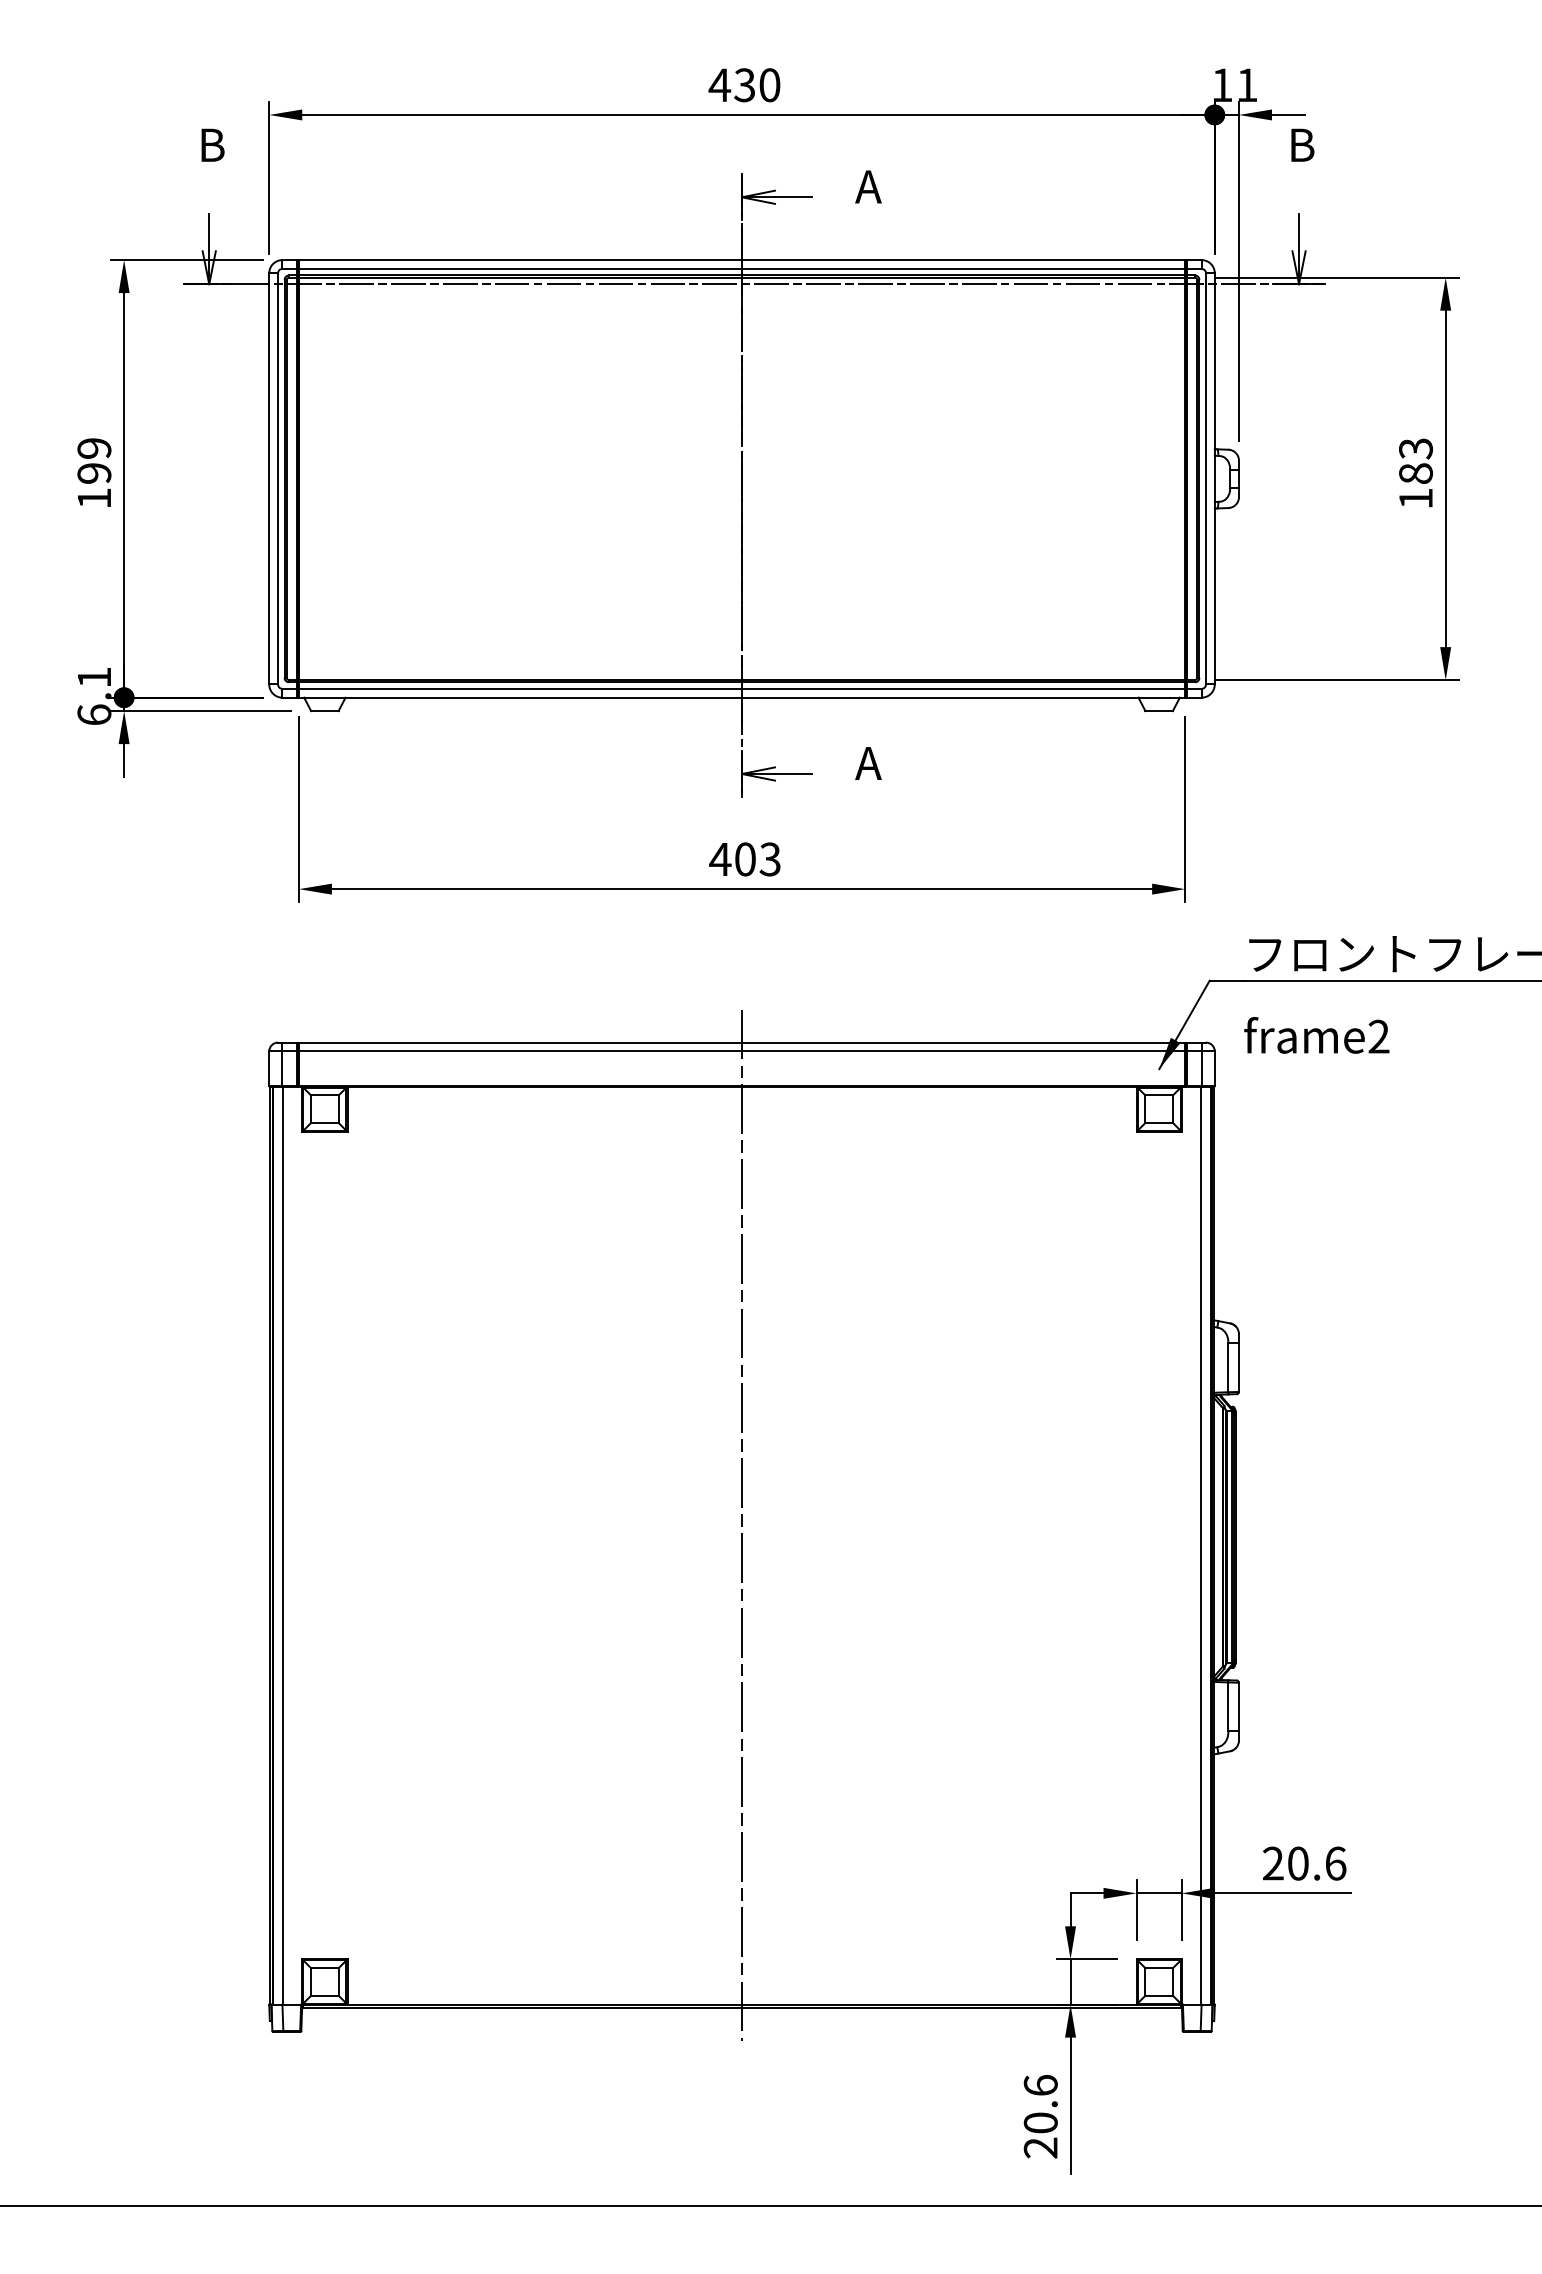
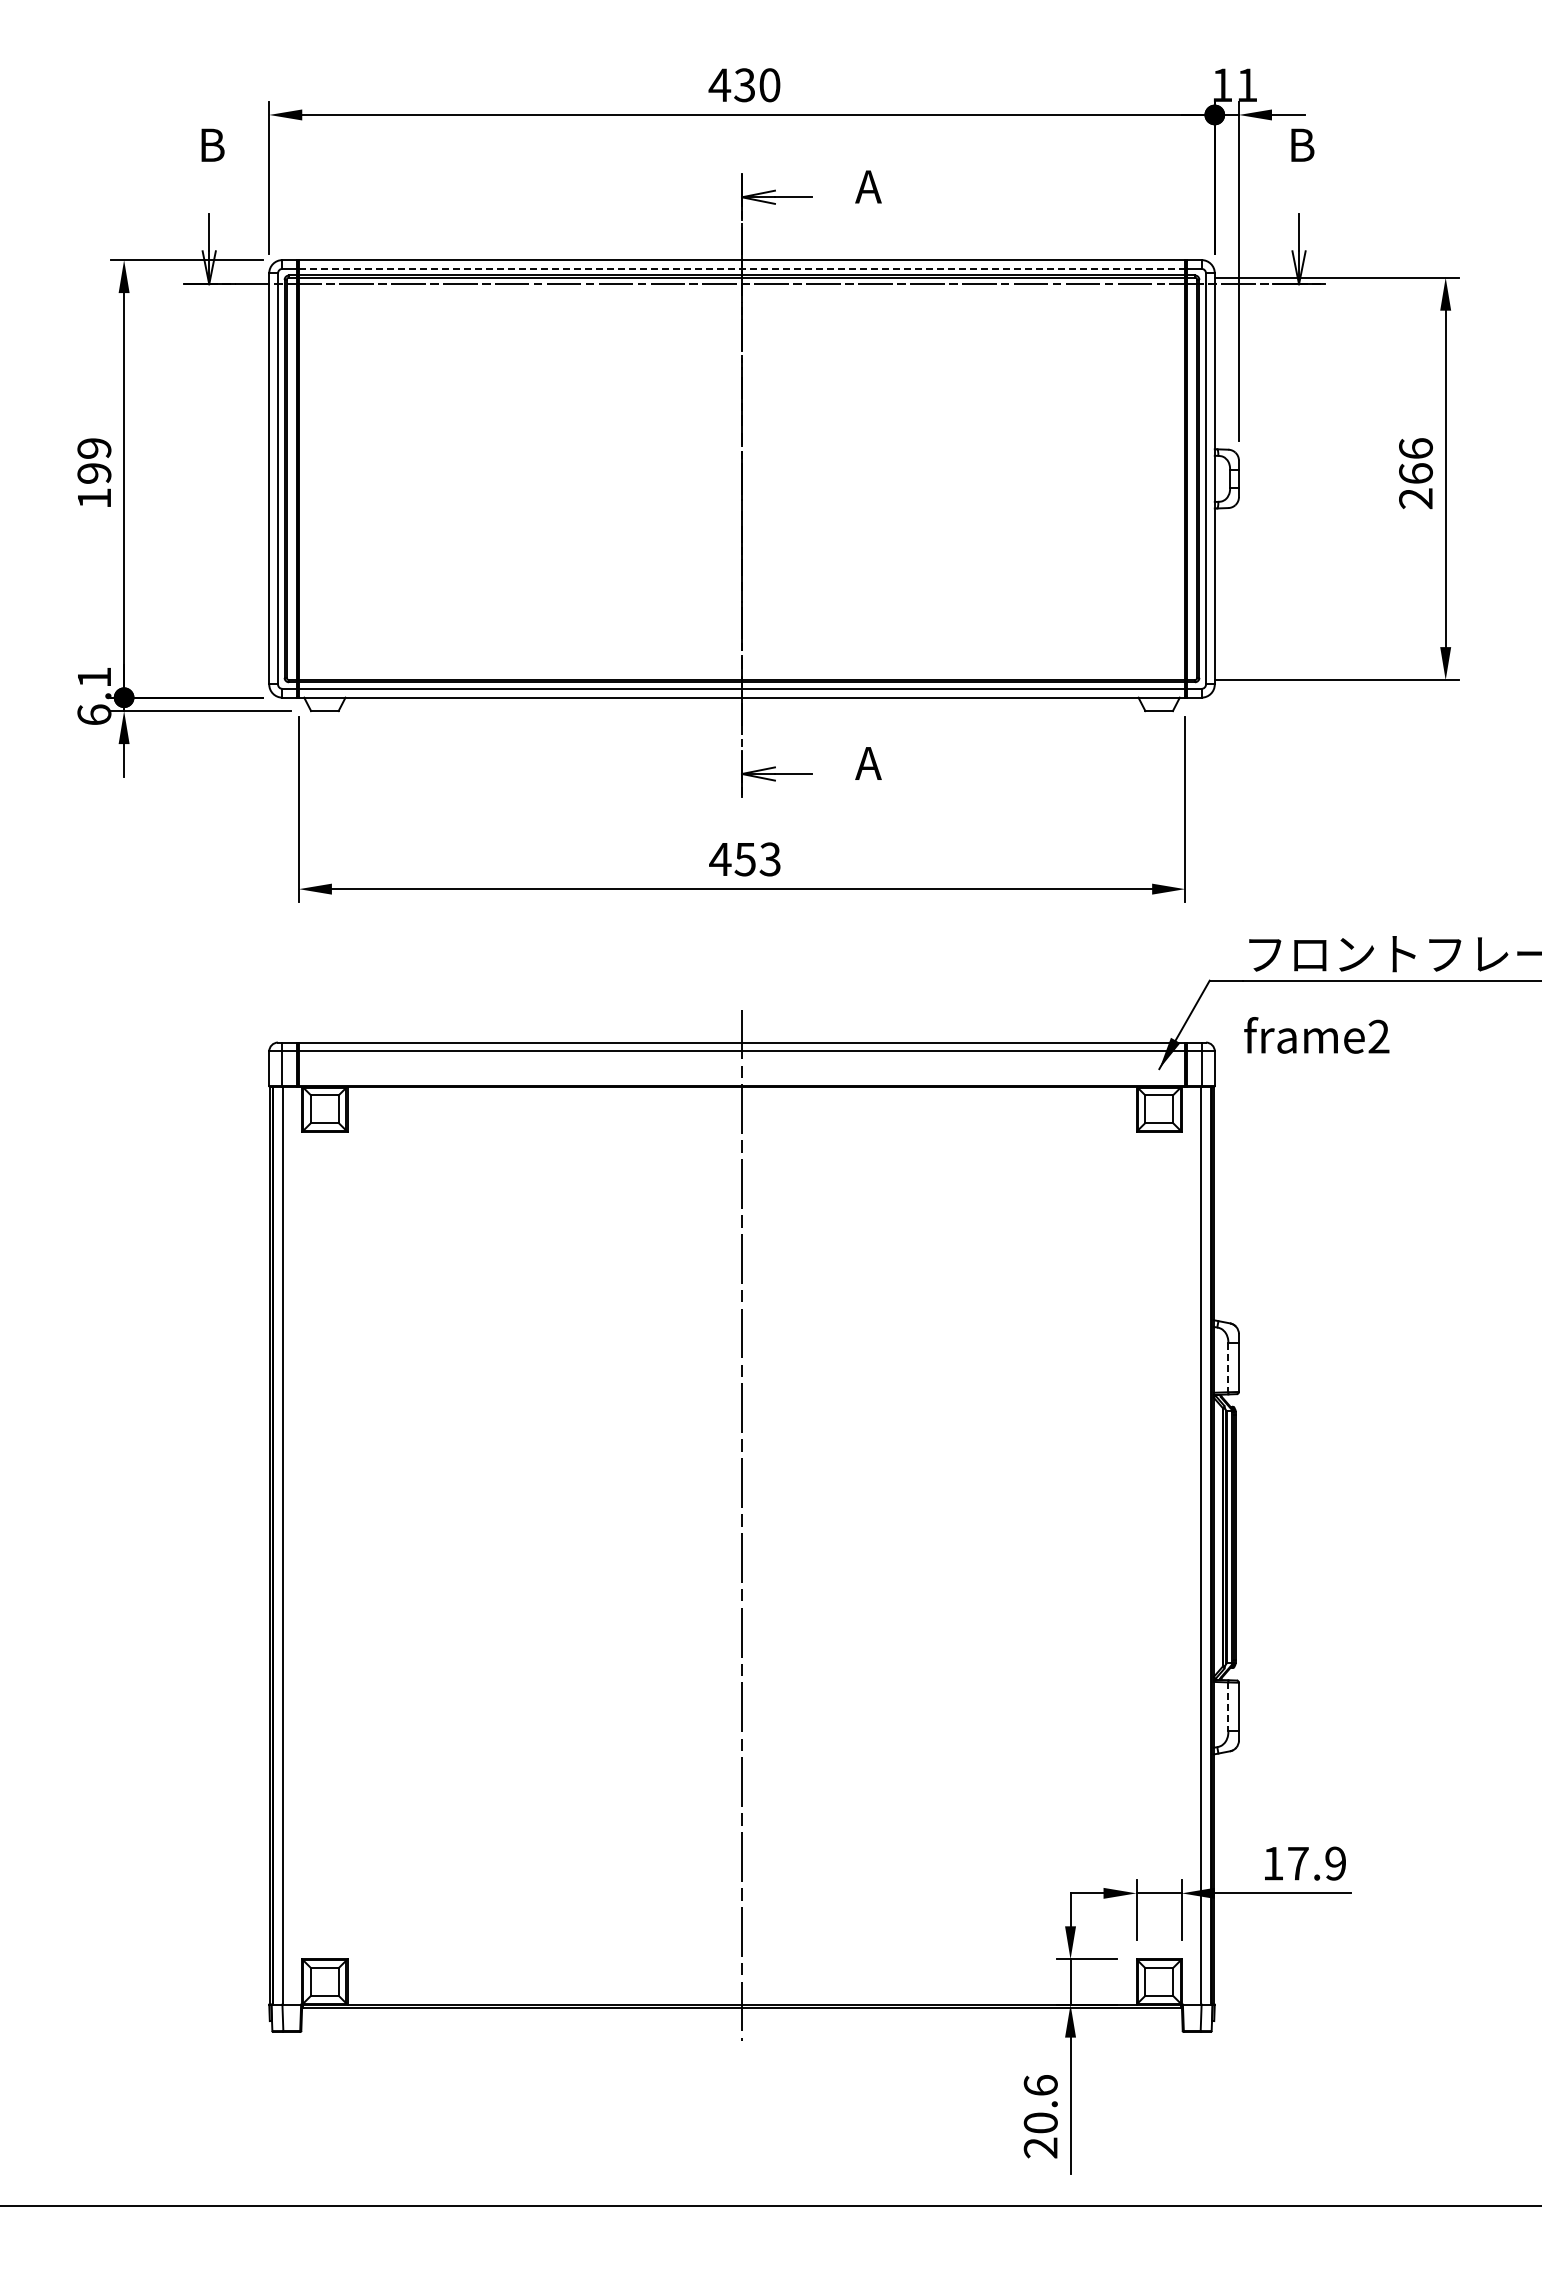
line: solid -> dashed (742, 268)
text: 183 -> 266 (1415, 473)
text: 403 -> 453 (744, 859)
line: solid -> dashed (1228, 1368)
line: solid -> dashed (1228, 1707)
text: 20.6 -> 17.9 (1304, 1863)
